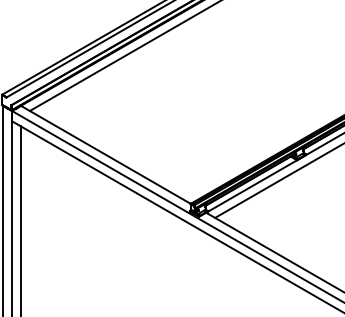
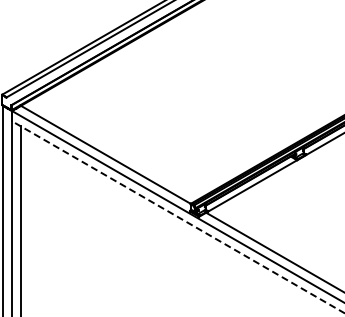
line: present -> none (123, 56)
line: present -> none (278, 180)
line: solid -> dashed (178, 217)
